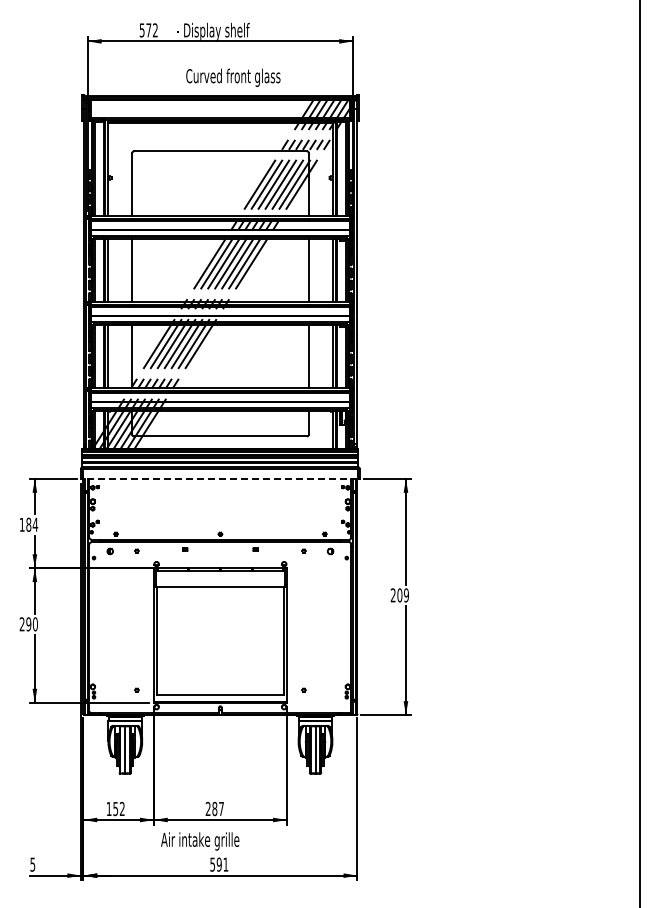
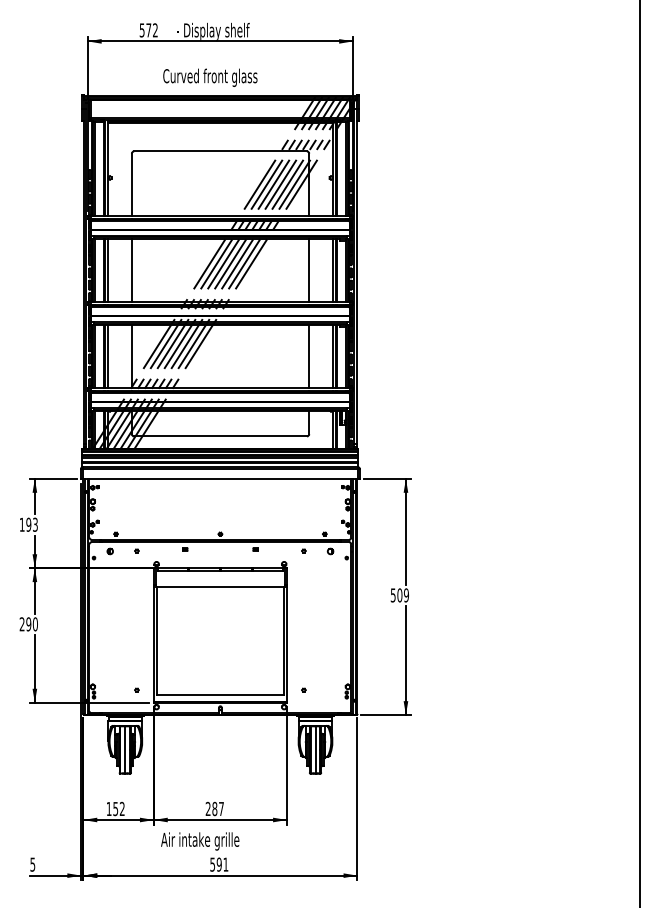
text position: (233, 77) -> (210, 77) (210, 77)
line: dashed -> solid (220, 478)
text: 184 -> 193 (32, 524)
text: 209 -> 509 (392, 595)
